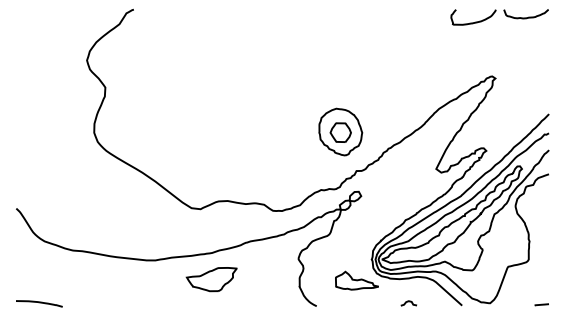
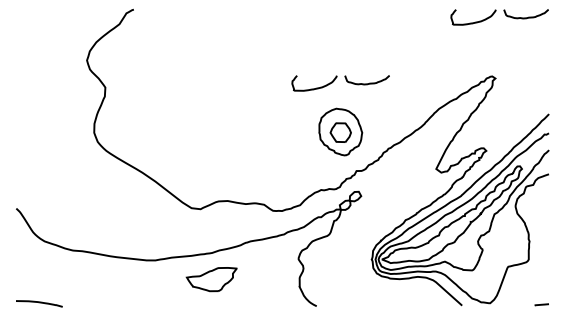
part: none -> present (334, 81)
part: present -> none (356, 280)
curve: present -> none (408, 302)
